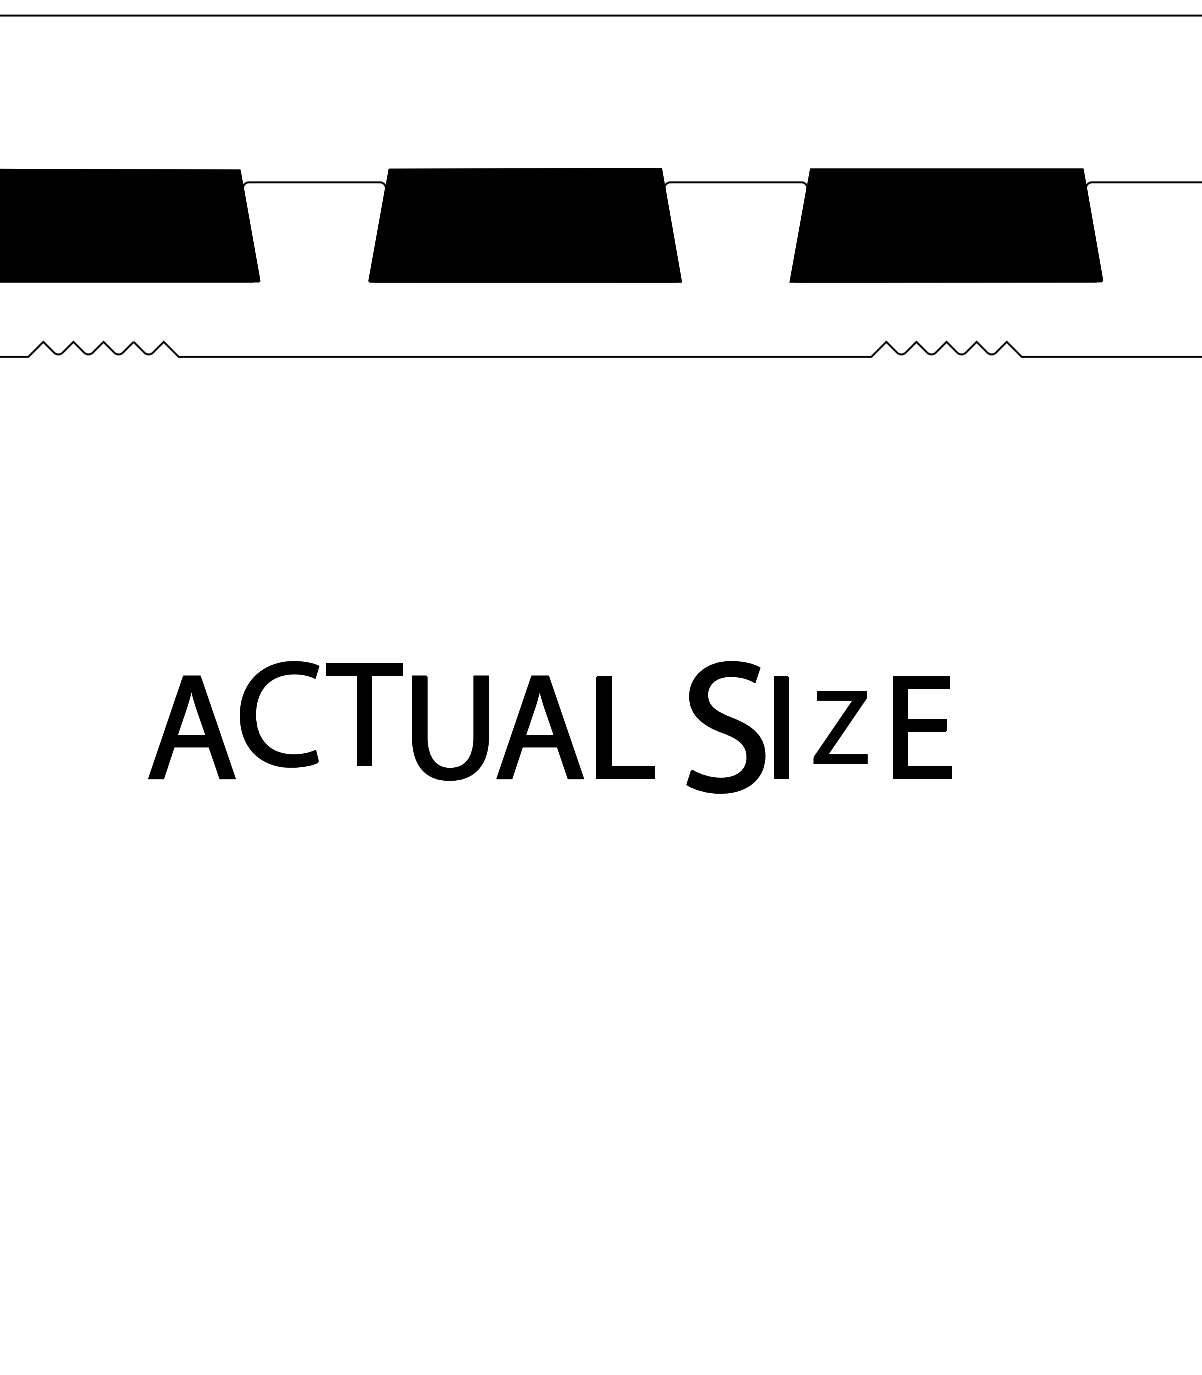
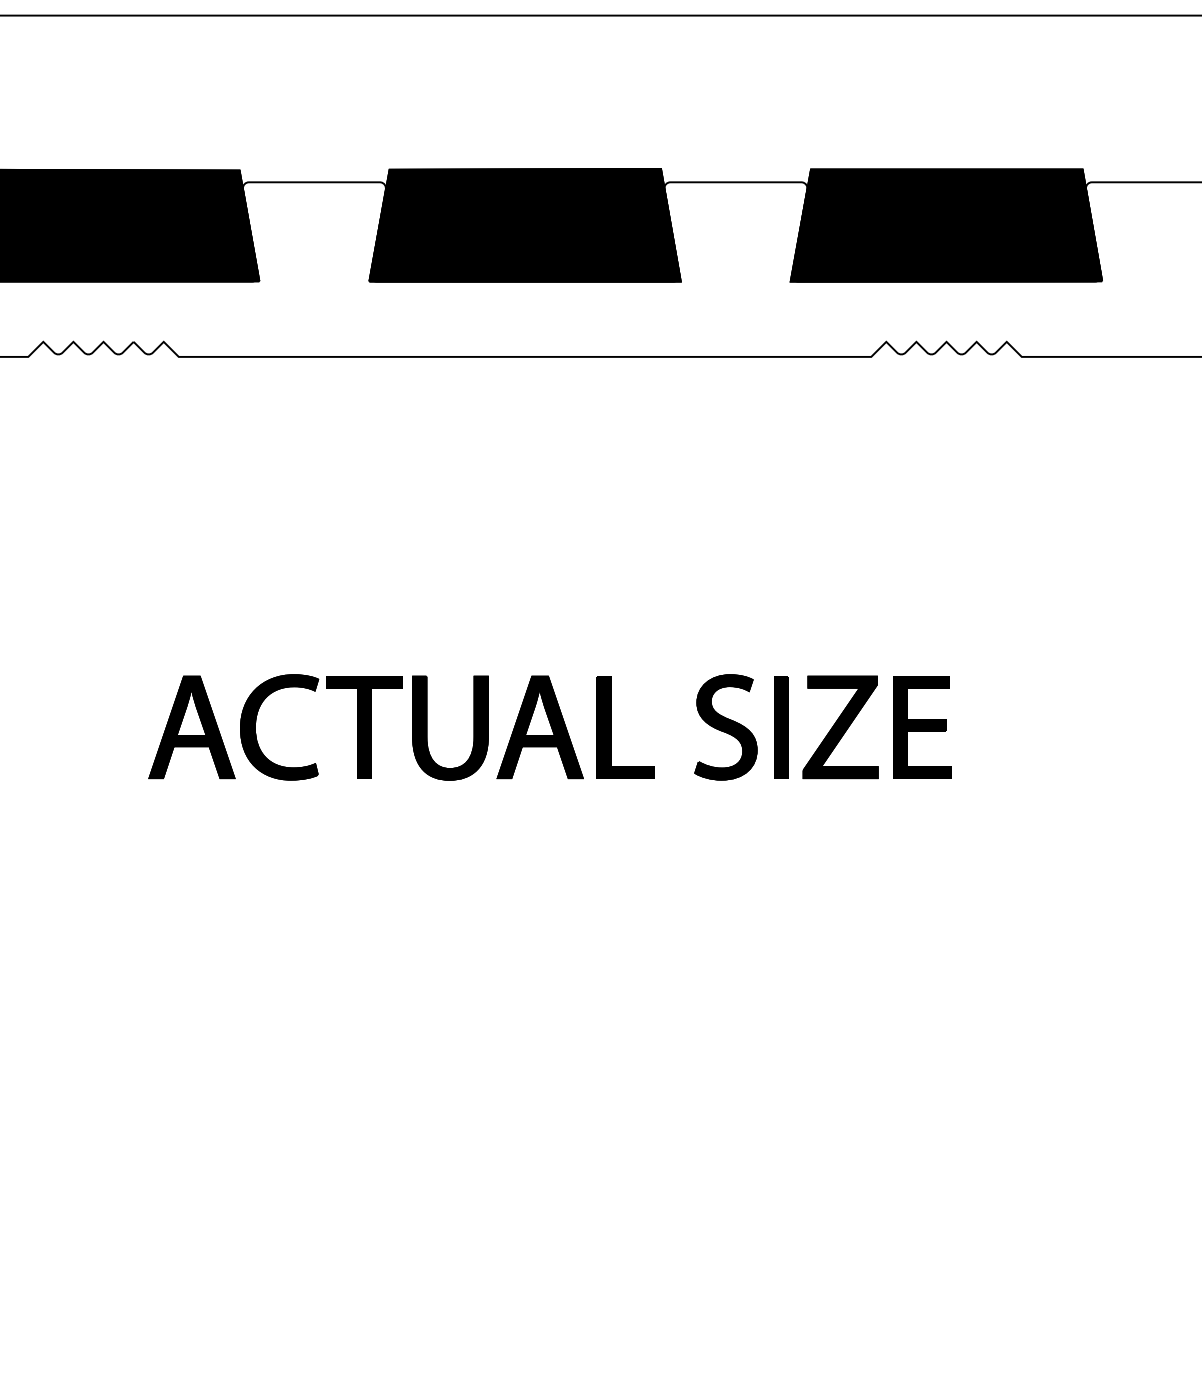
part position: (357, 714) -> (357, 727) (357, 727)
part size: 80x133 px -> 64x107 px (725, 727)
part size: 55x73 px -> 77x105 px (840, 727)
